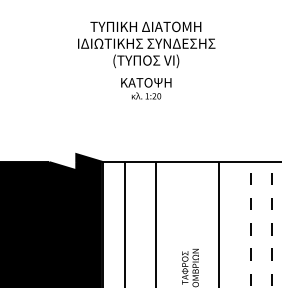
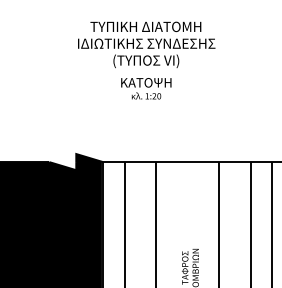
line: dashed -> solid (250, 224)
line: dashed -> solid (272, 224)
